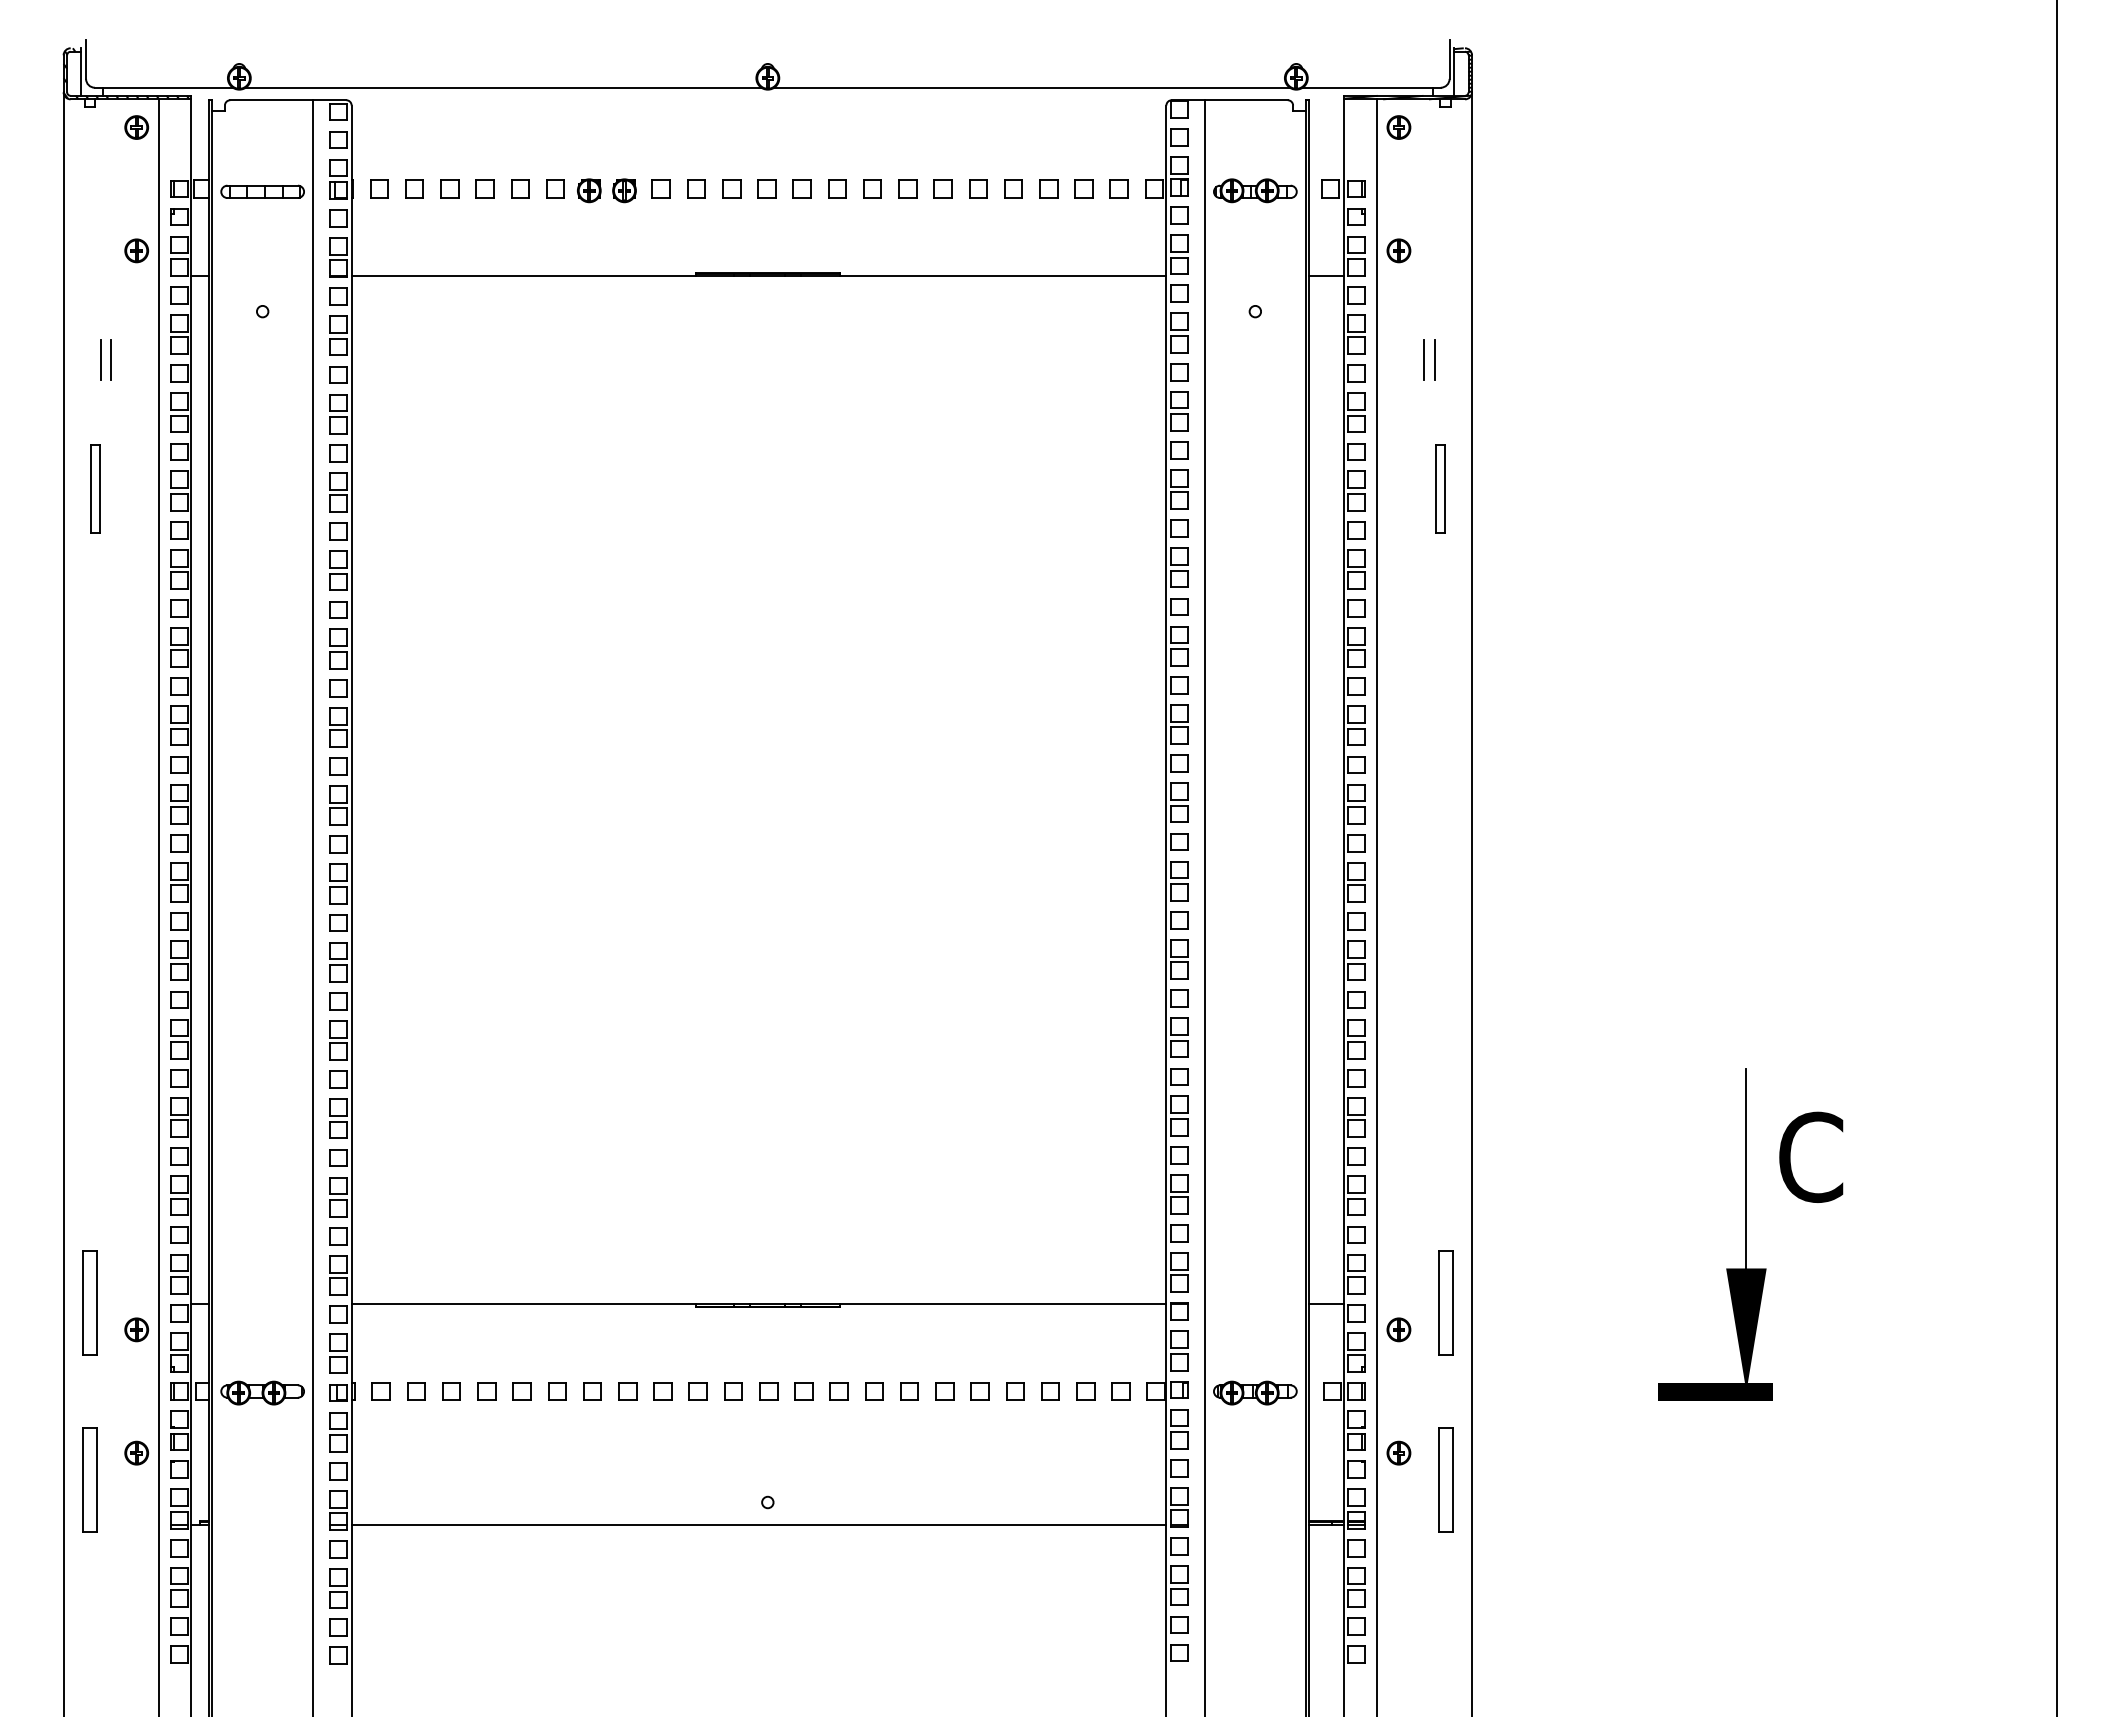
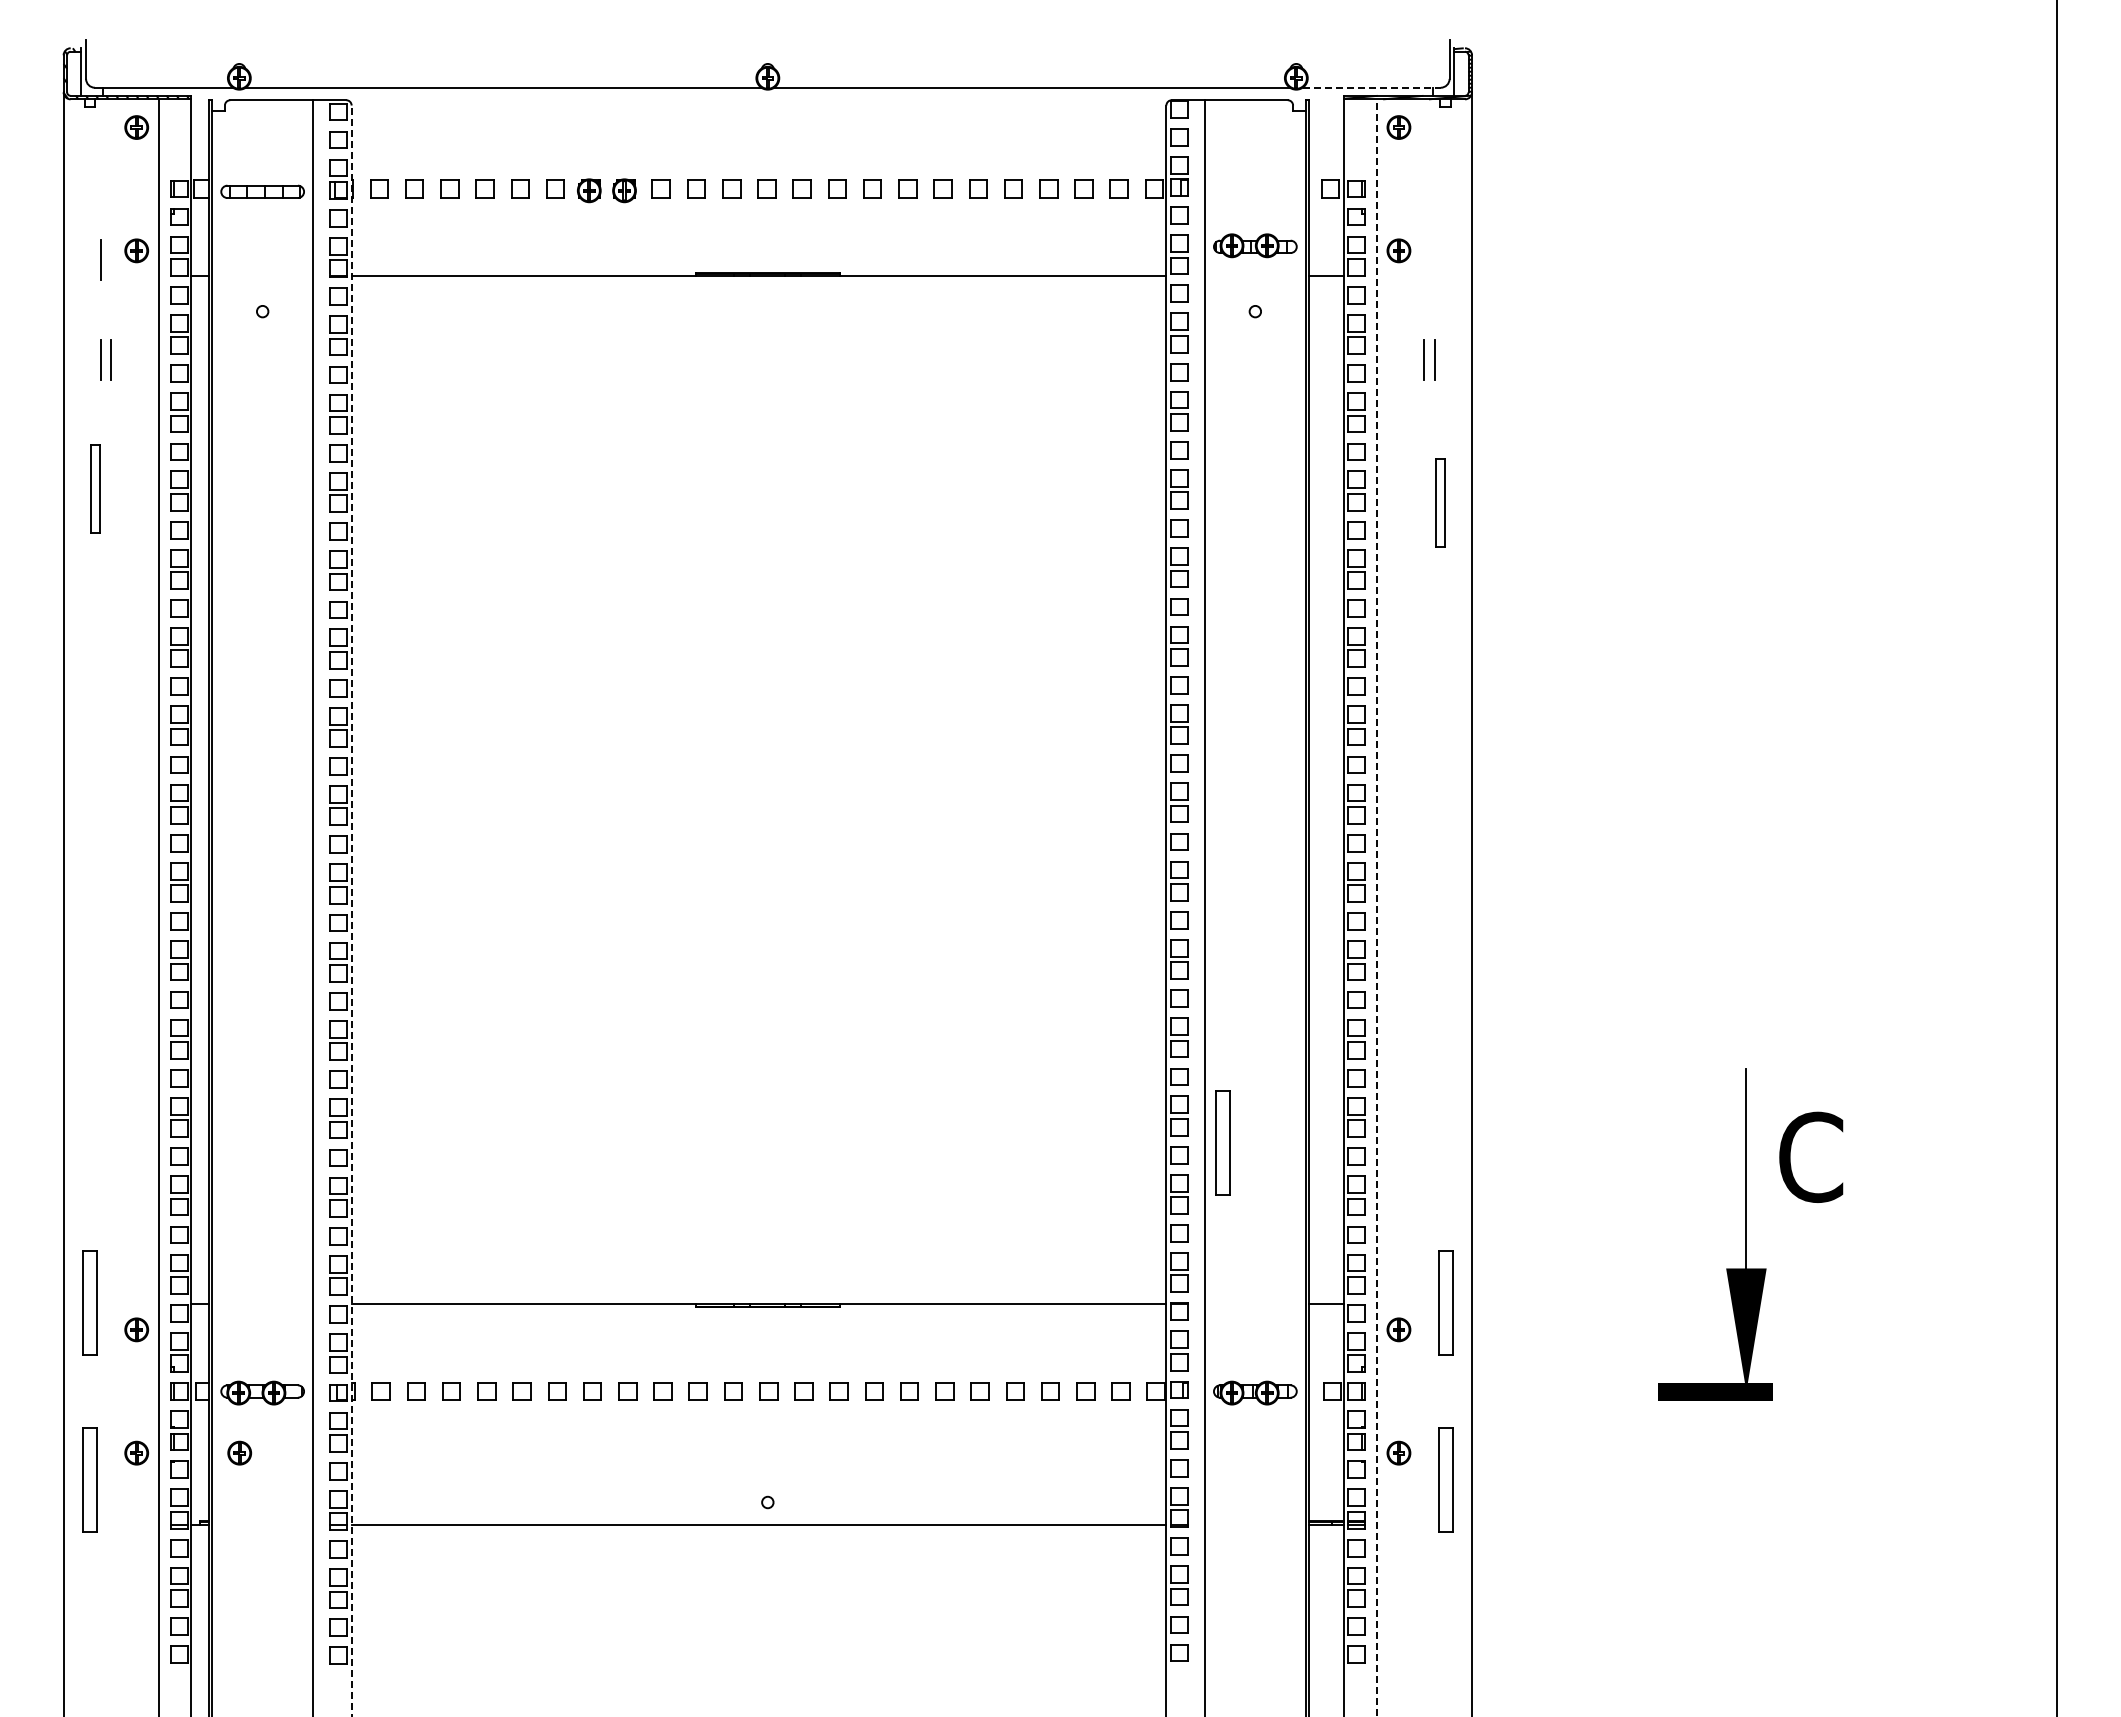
line: solid -> dashed (1372, 87)
part position: (1255, 190) -> (1255, 245) (1255, 245)
line: none -> present (100, 259)
part position: (1440, 488) -> (1440, 502) (1440, 502)
line: solid -> dashed (1376, 908)
line: solid -> dashed (351, 910)
part: none -> present (1222, 1142)
part: none -> present (239, 1452)
